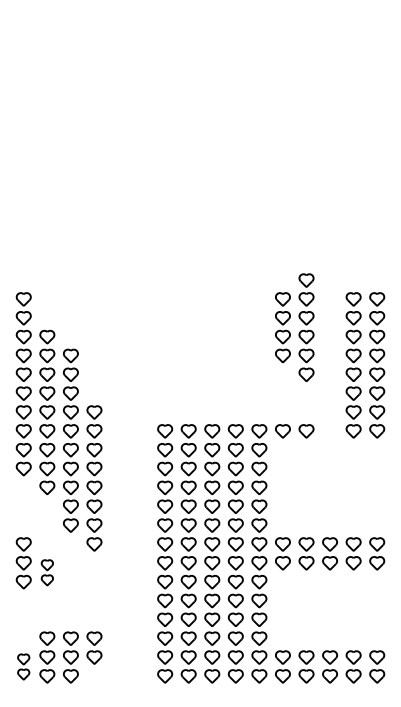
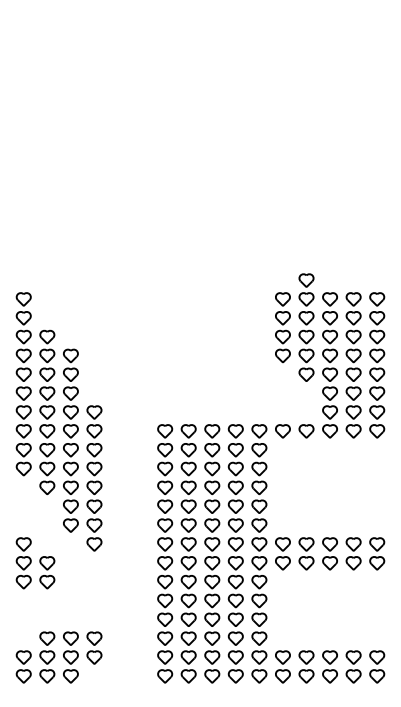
part: none -> present (329, 365)
part size: 14x28 px -> 17x34 px (47, 572)
part size: 14x28 px -> 17x34 px (23, 666)
